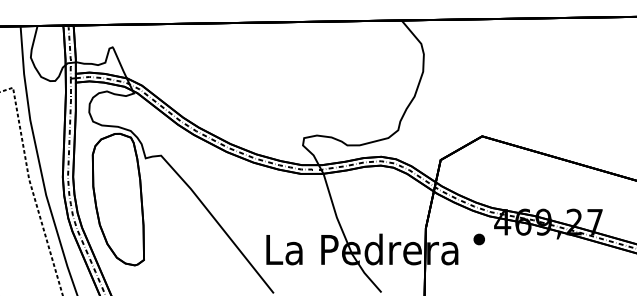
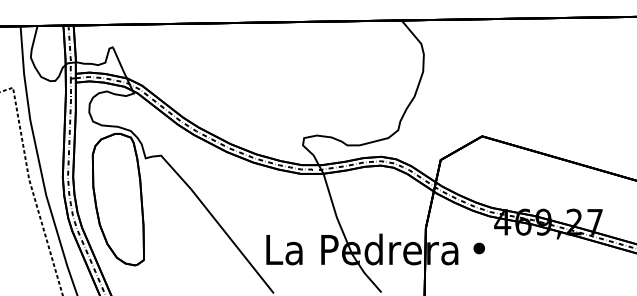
part position: (478, 239) -> (478, 248) (478, 248)
